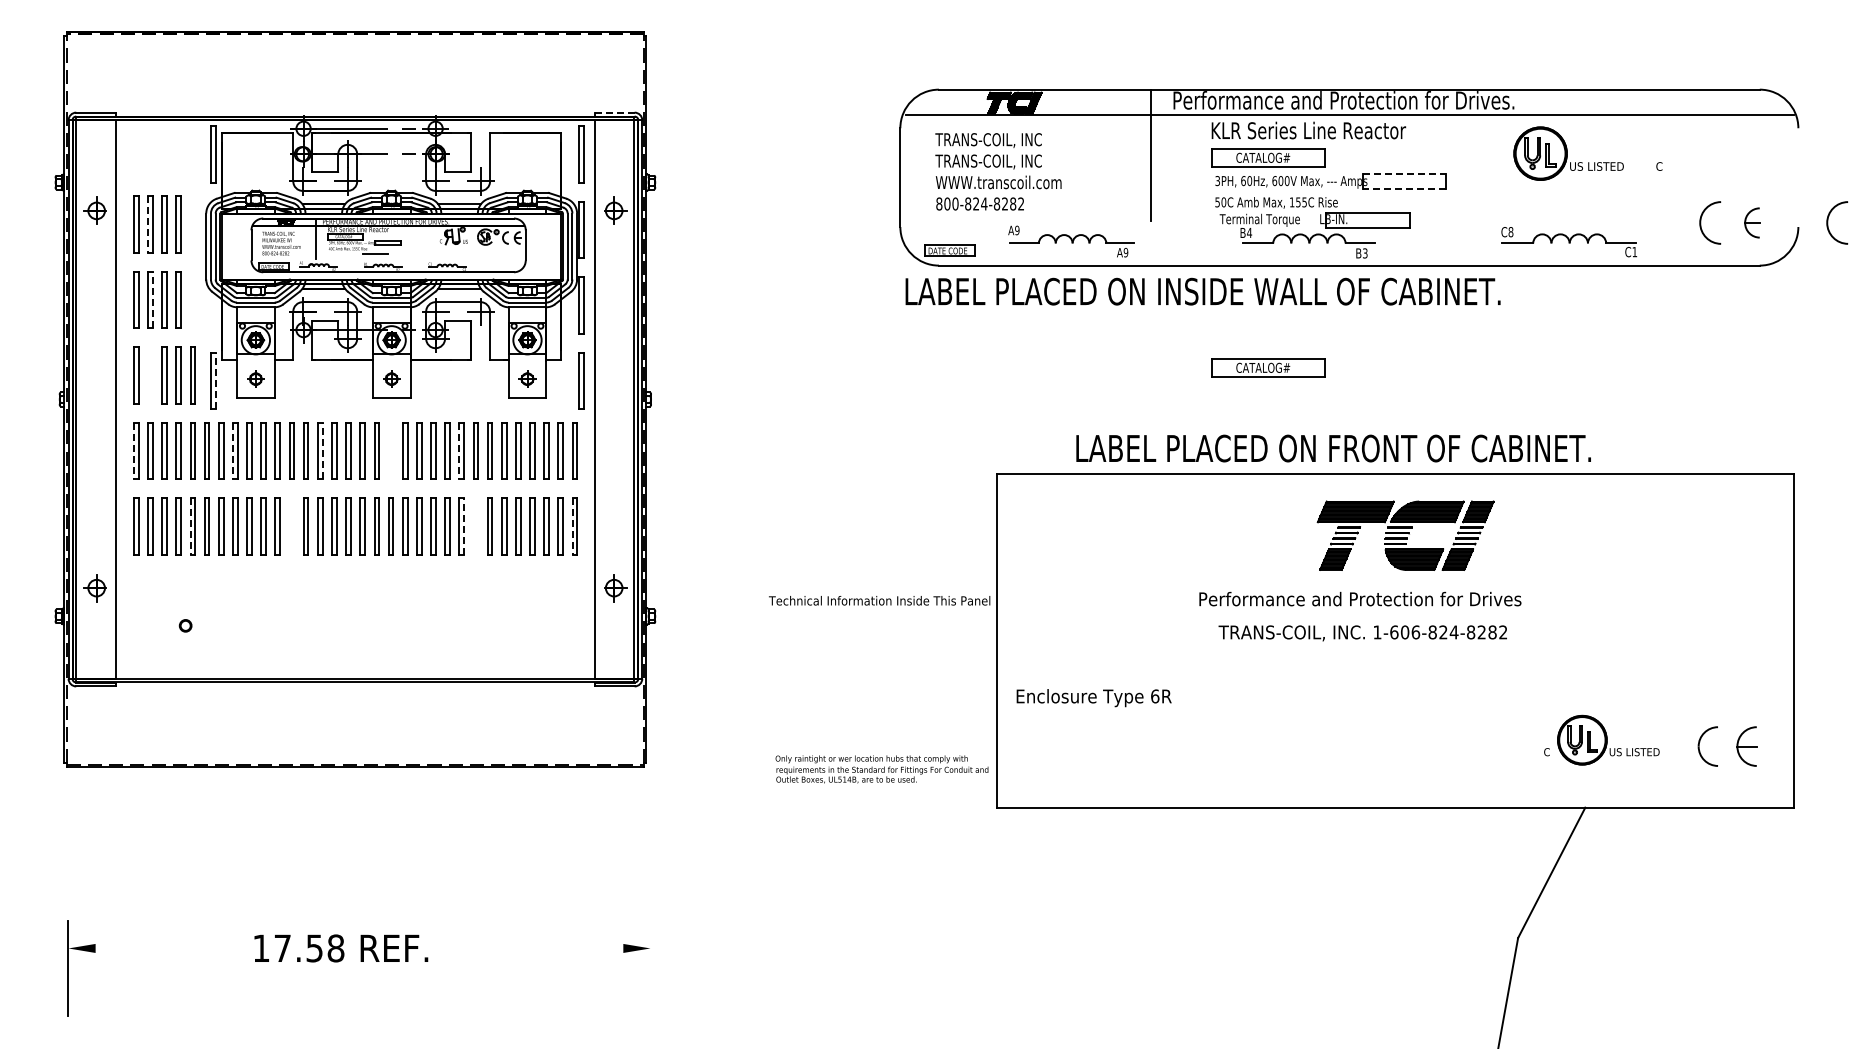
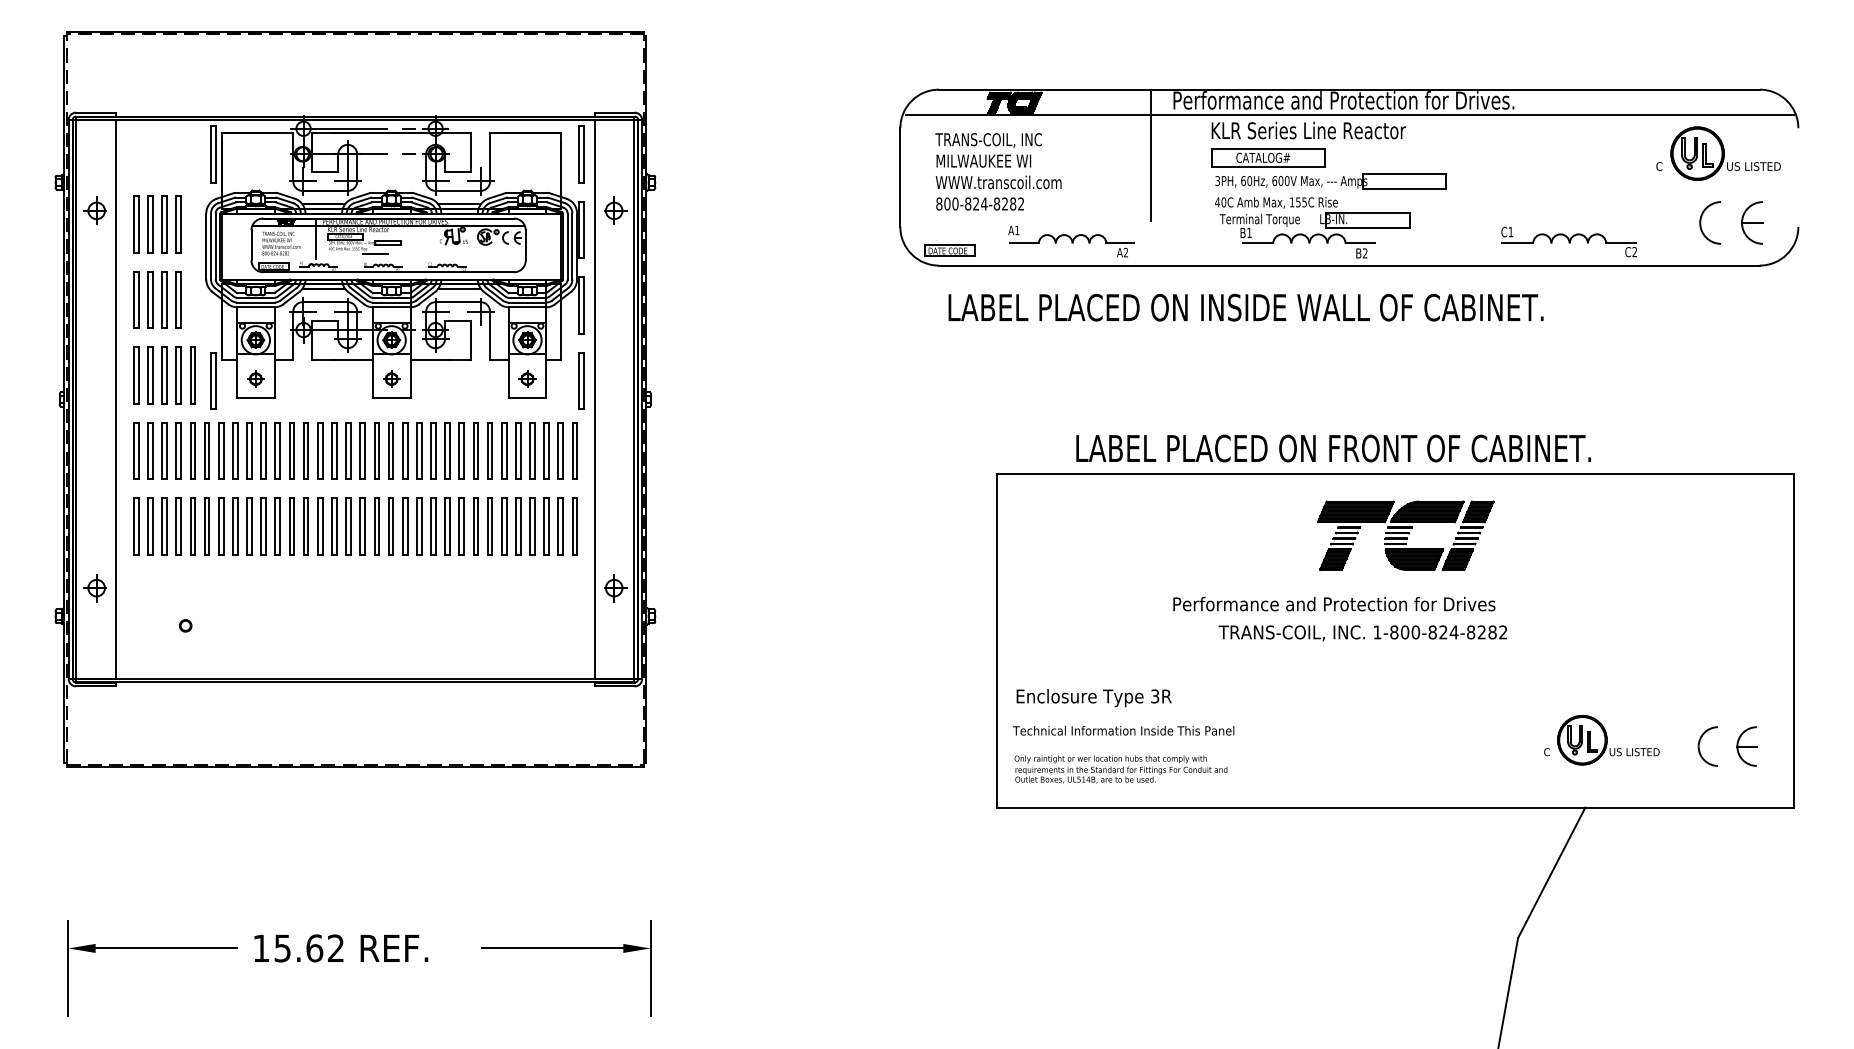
line: dashed -> solid (614, 112)
part position: (1568, 153) -> (1725, 153) (1725, 153)
text: TRANS-COIL, INC -> MILWAUKEE WI (988, 161)
line: dashed -> solid (1404, 174)
line: dashed -> solid (1404, 189)
text: 50C -> 40C (1217, 202)
part size: 17x32 px -> 23x44 px (1752, 222)
part: present -> none (1828, 222)
line: dashed -> solid (148, 225)
text: A9 -> A1 (1017, 230)
text: B4 -> B1 (1249, 232)
text: C8 -> C1 (1510, 232)
text: C1 -> C2 (1634, 251)
text: A9 -> A2 (1125, 252)
text: B3 -> B2 (1365, 253)
text position: (1202, 291) -> (1245, 307) (1245, 307)
line: dashed -> solid (152, 299)
part: present -> none (1268, 367)
part: none -> present (150, 375)
line: dashed -> solid (216, 380)
line: dashed -> solid (322, 450)
part: none -> present (390, 450)
line: dashed -> solid (133, 451)
line: dashed -> solid (233, 451)
line: dashed -> solid (459, 451)
line: dashed -> solid (464, 525)
line: dashed -> solid (190, 526)
part: none -> present (291, 526)
part: none -> present (475, 526)
line: dashed -> solid (572, 526)
text position: (1360, 598) -> (1334, 603) (1334, 603)
text position: (879, 600) -> (1123, 730) (1123, 730)
text: 1-606-824-8282 -> 1-800-824-8282 (1405, 632)
text: 6R -> 3R (1155, 696)
text position: (881, 769) -> (1120, 769) (1120, 769)
line: none -> present (166, 948)
text: 17.58 -> 15.62 (309, 948)
line: none -> present (552, 948)
line: none -> present (650, 968)
